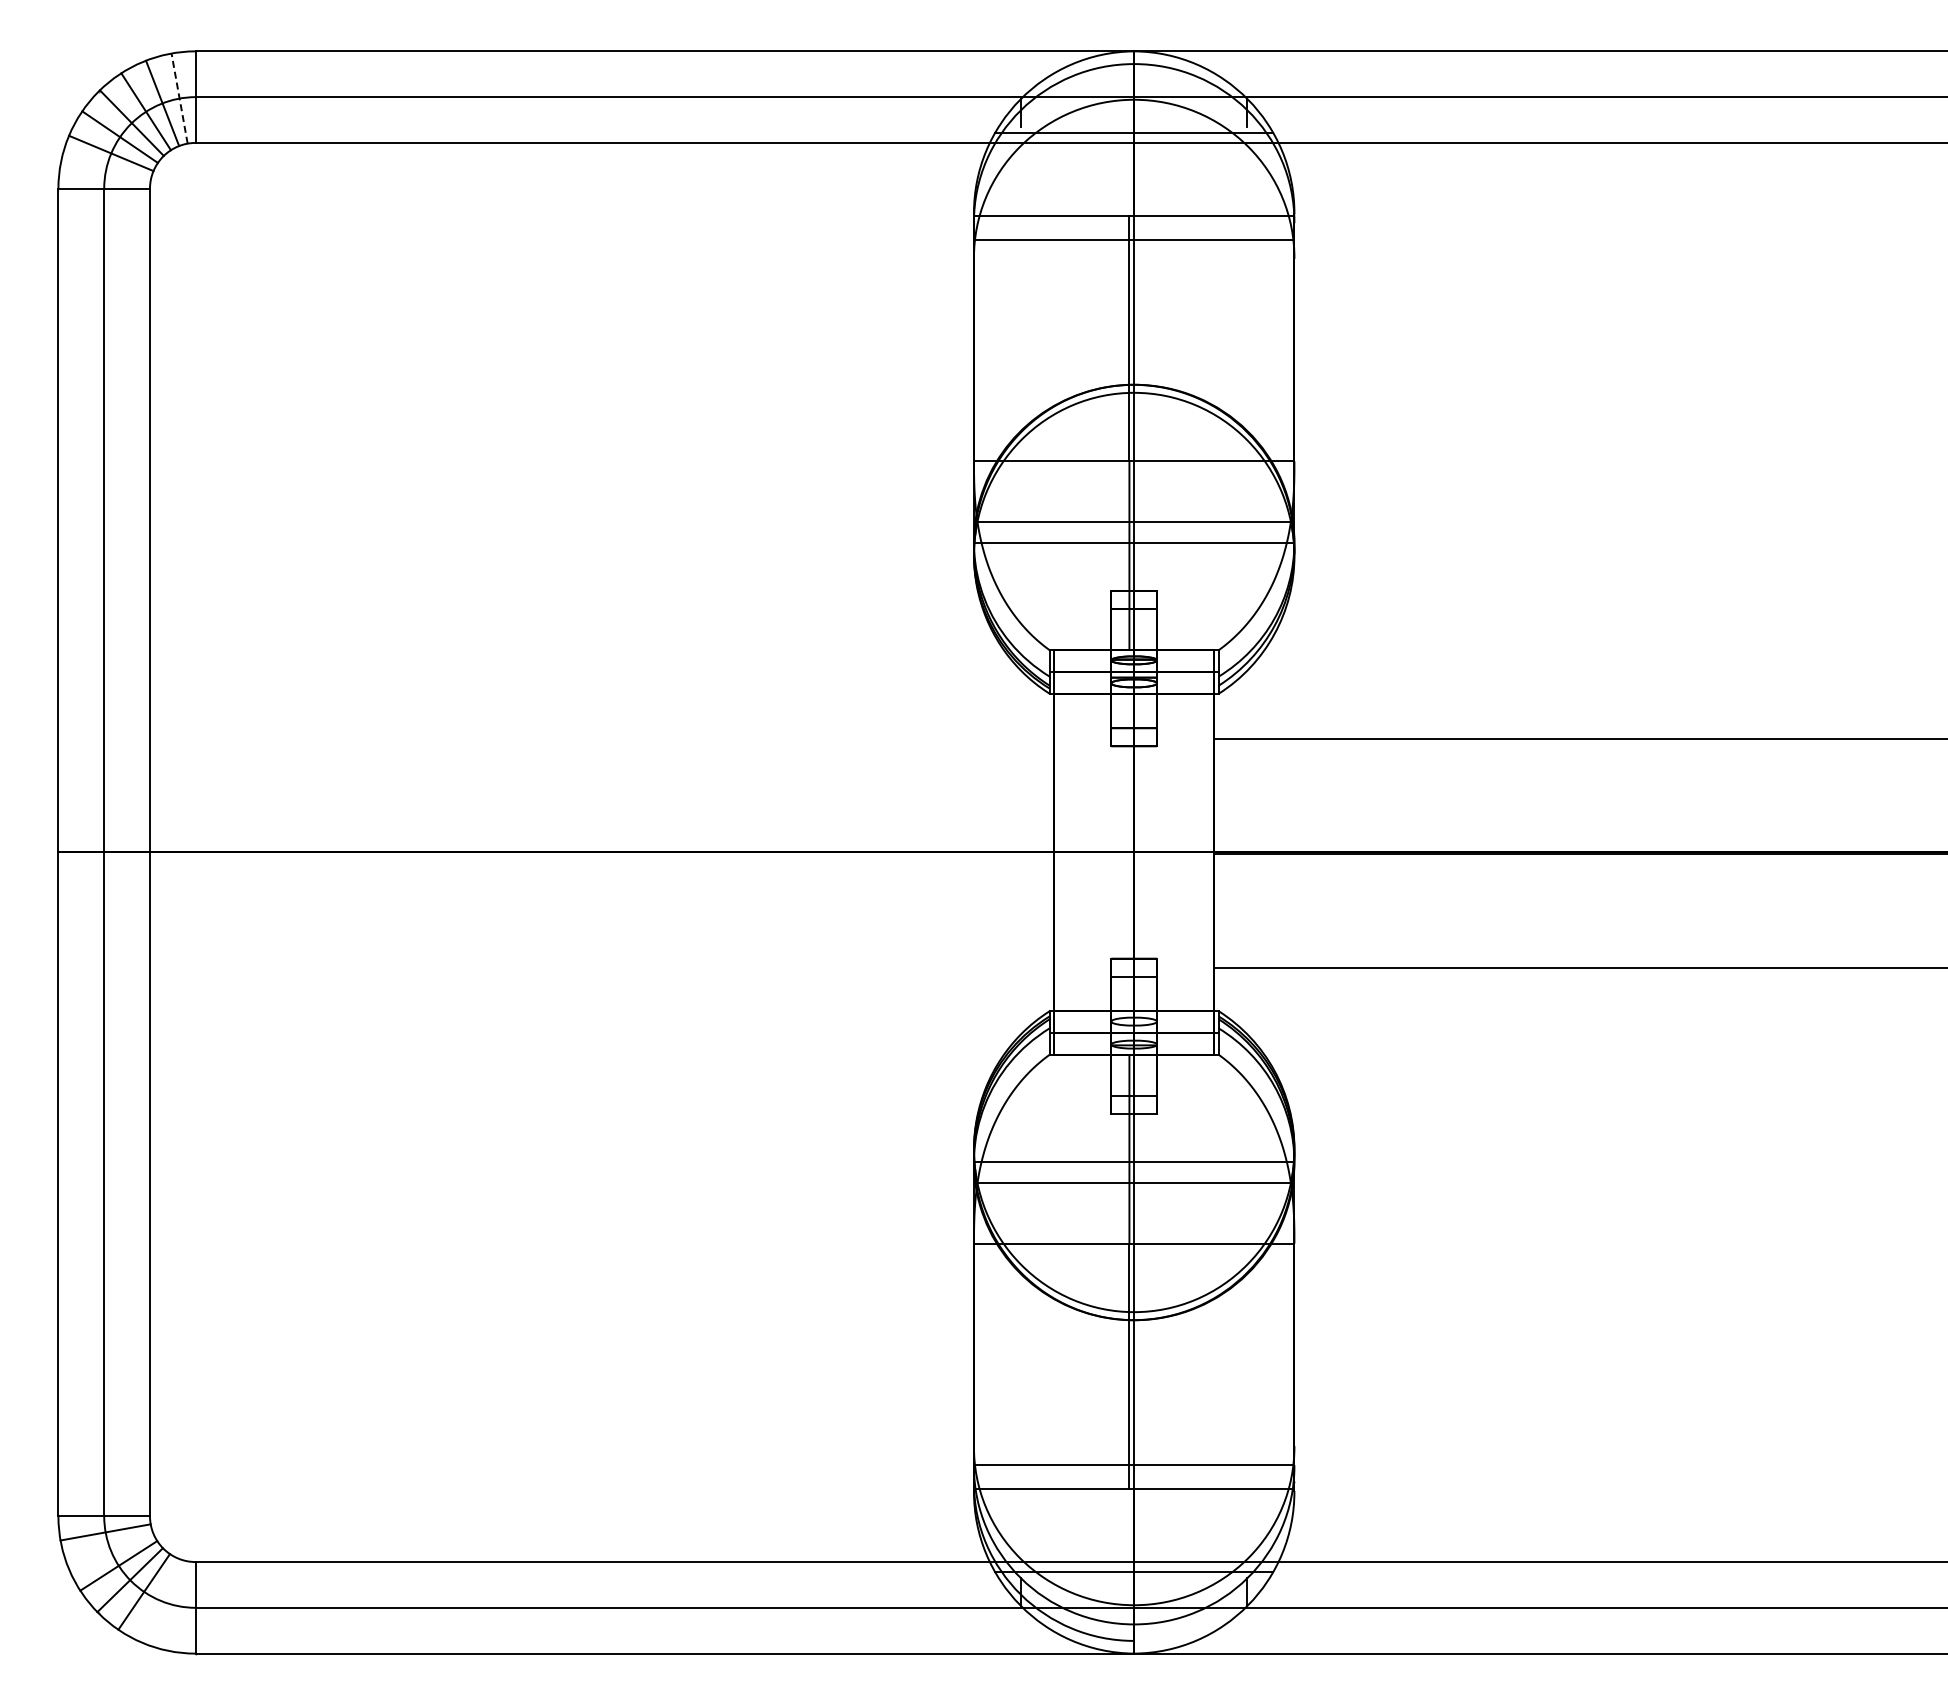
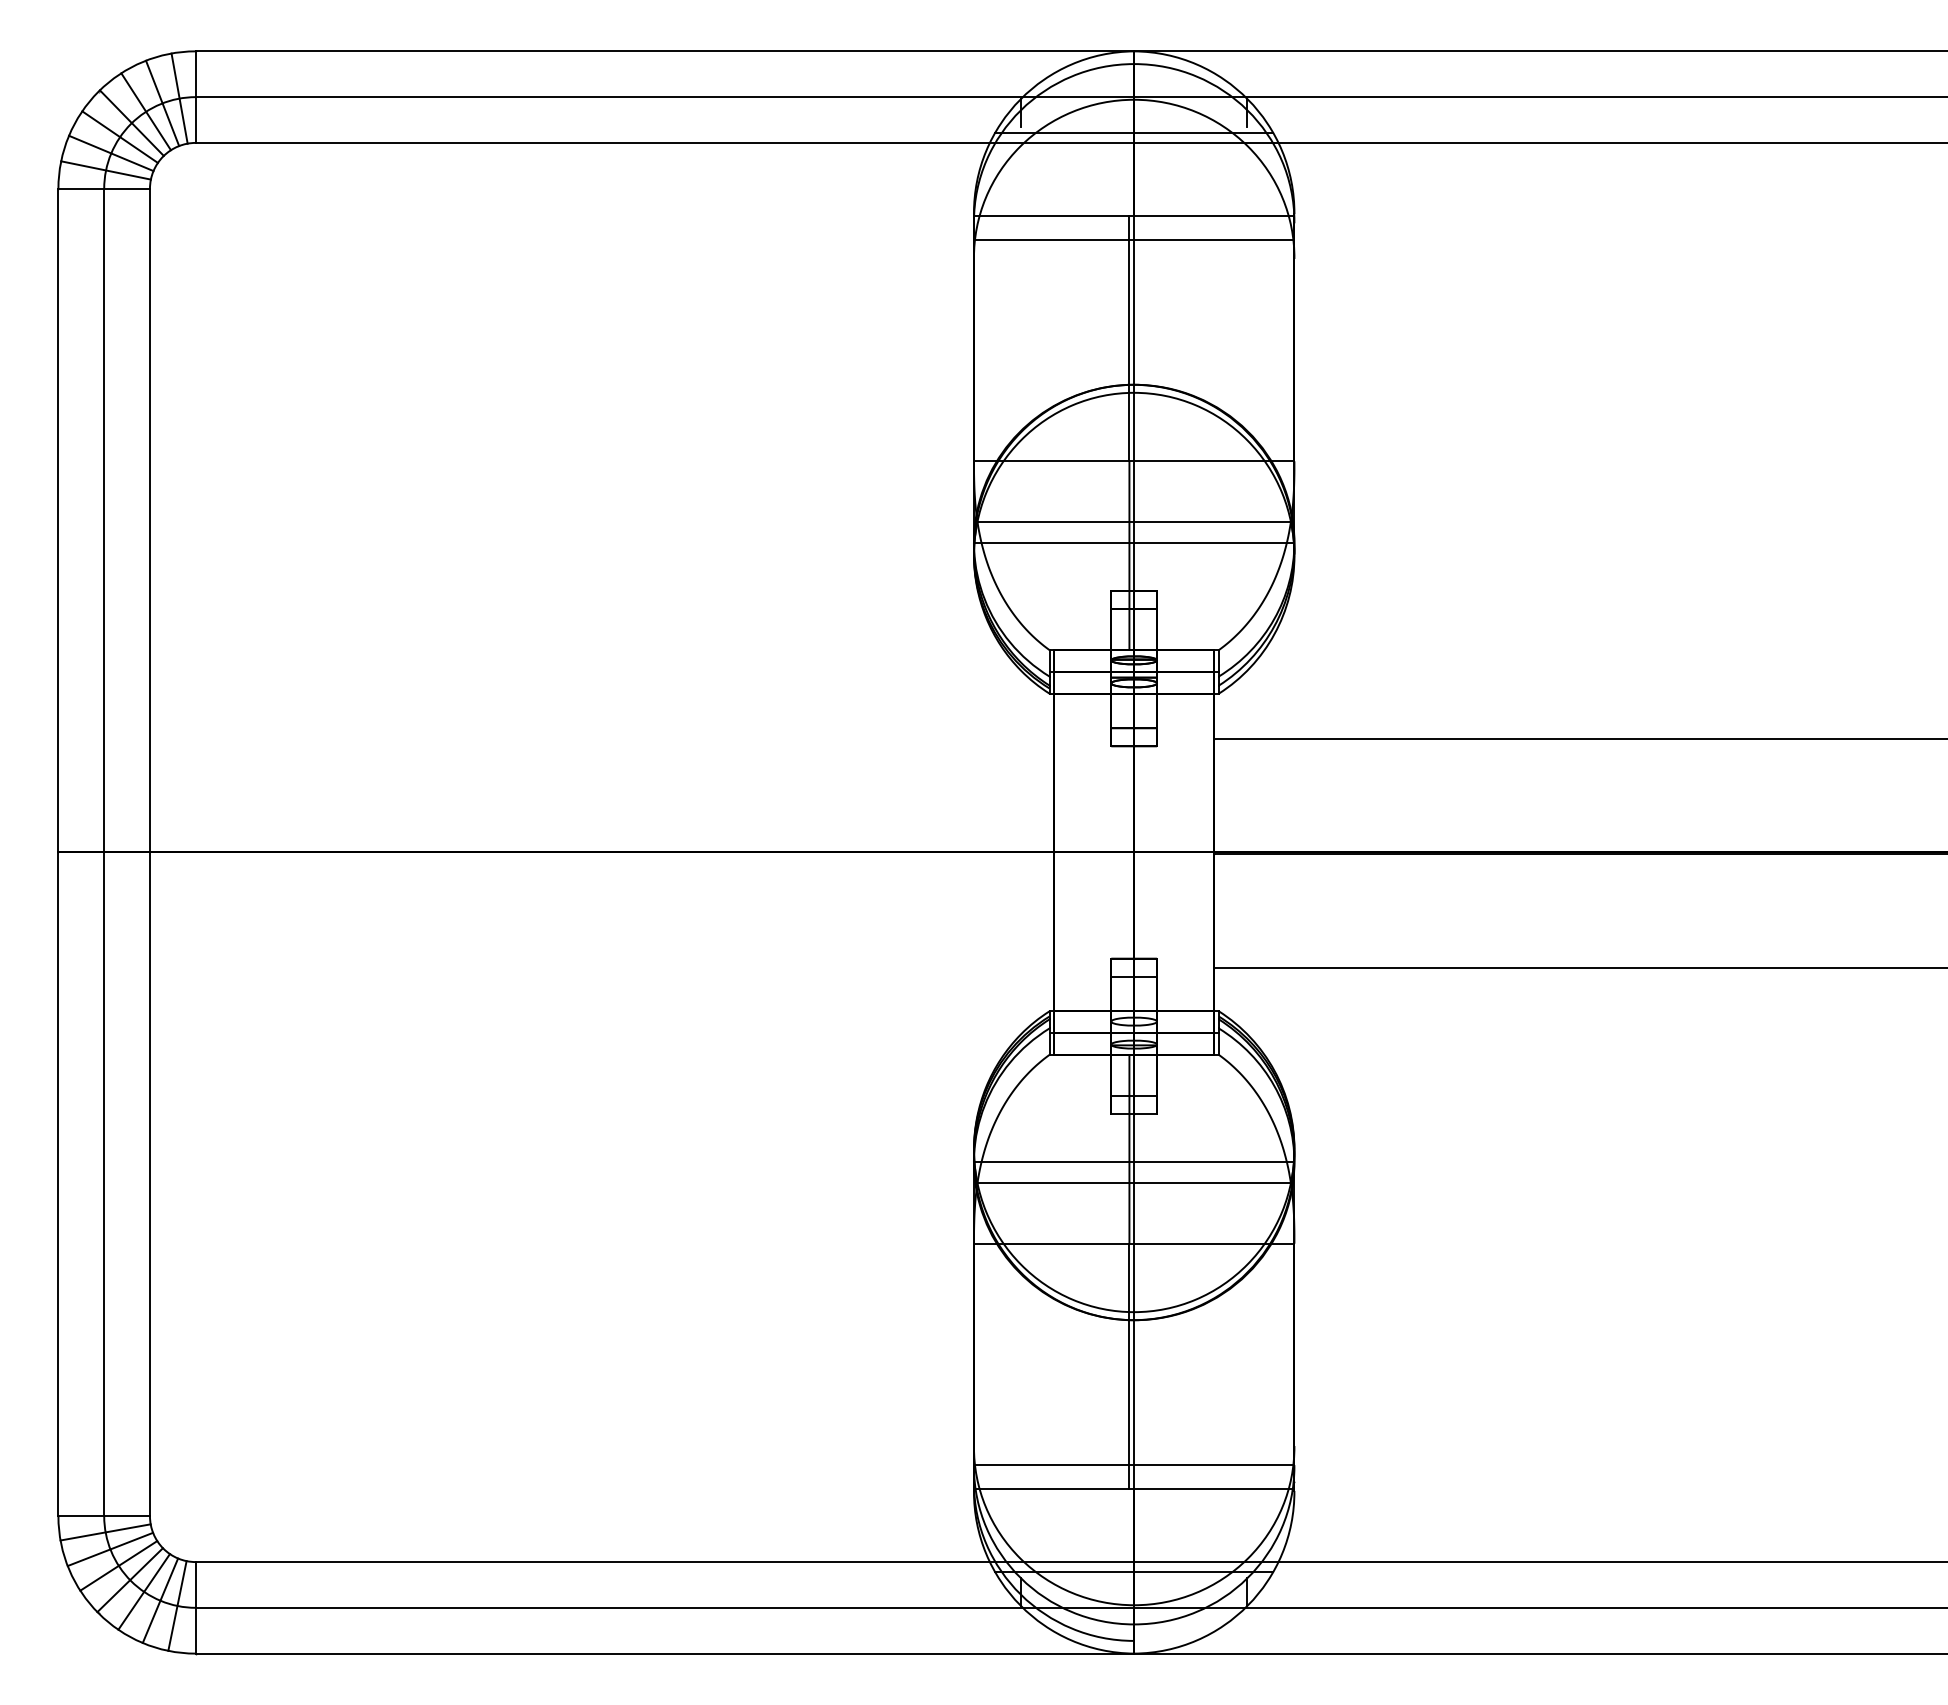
line: dashed -> solid (179, 98)
line: none -> present (105, 170)
line: none -> present (110, 1549)
line: none -> present (160, 1600)
line: none -> present (177, 1605)
